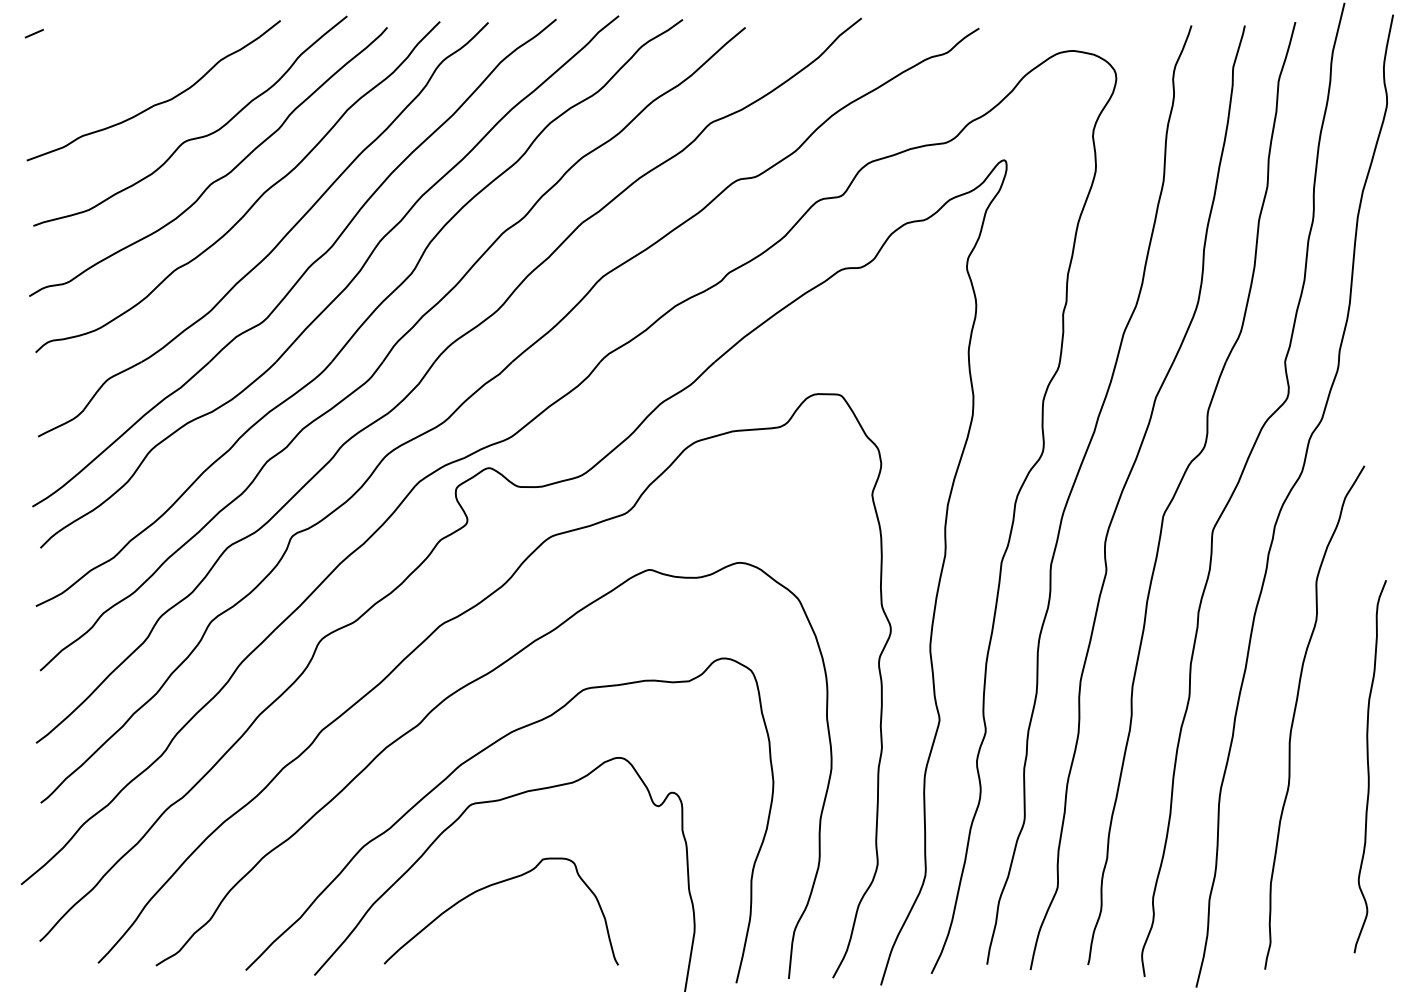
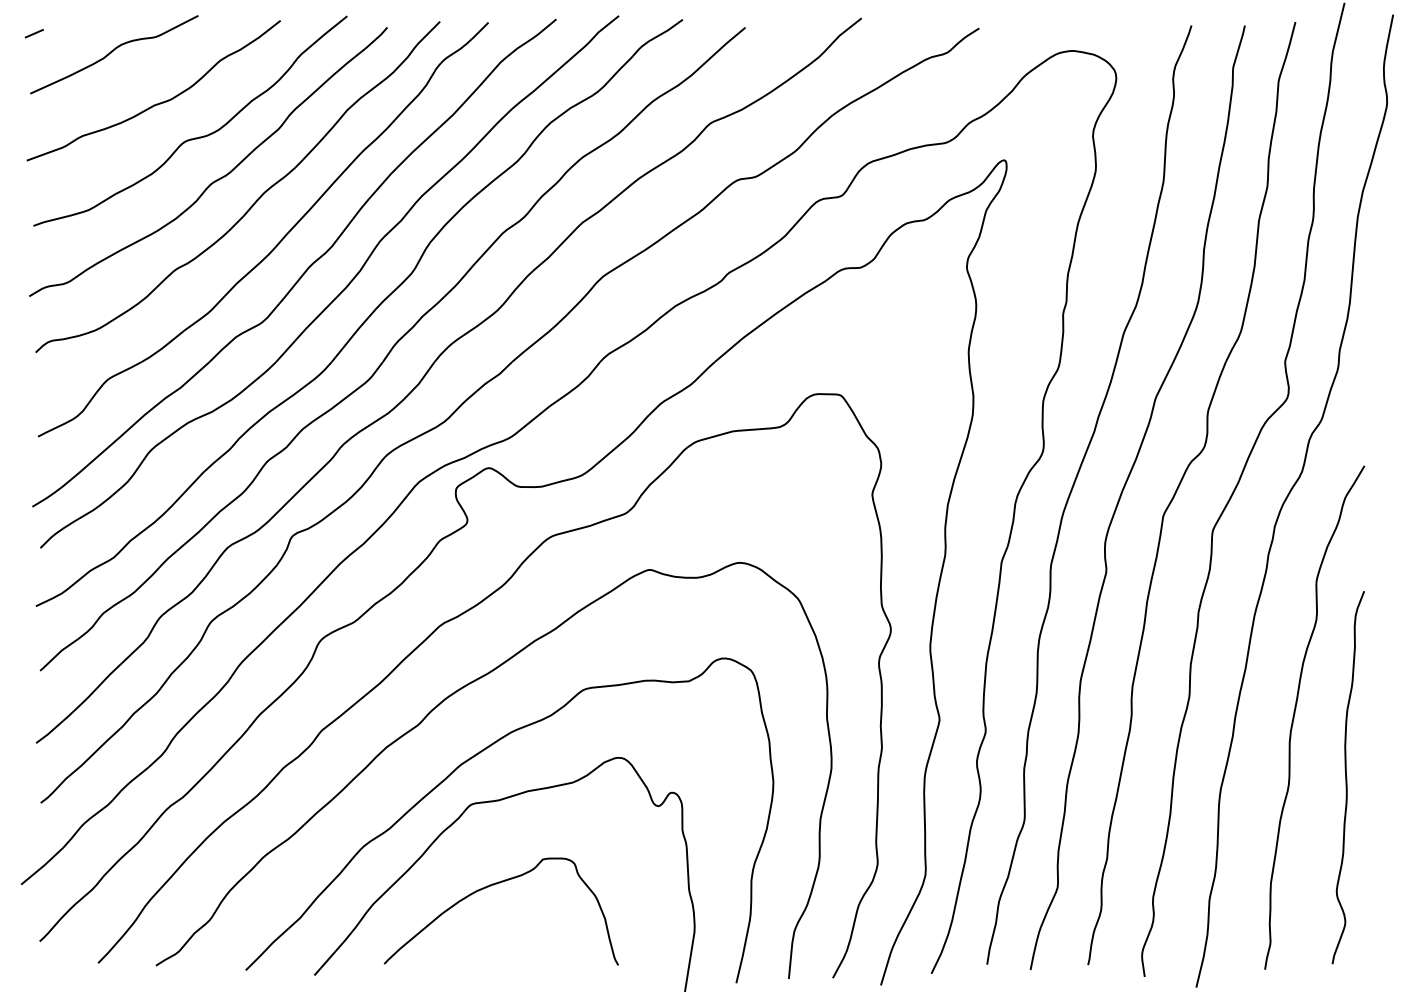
curve: none -> present (112, 52)
curve position: (1369, 766) -> (1347, 777) (1347, 777)
